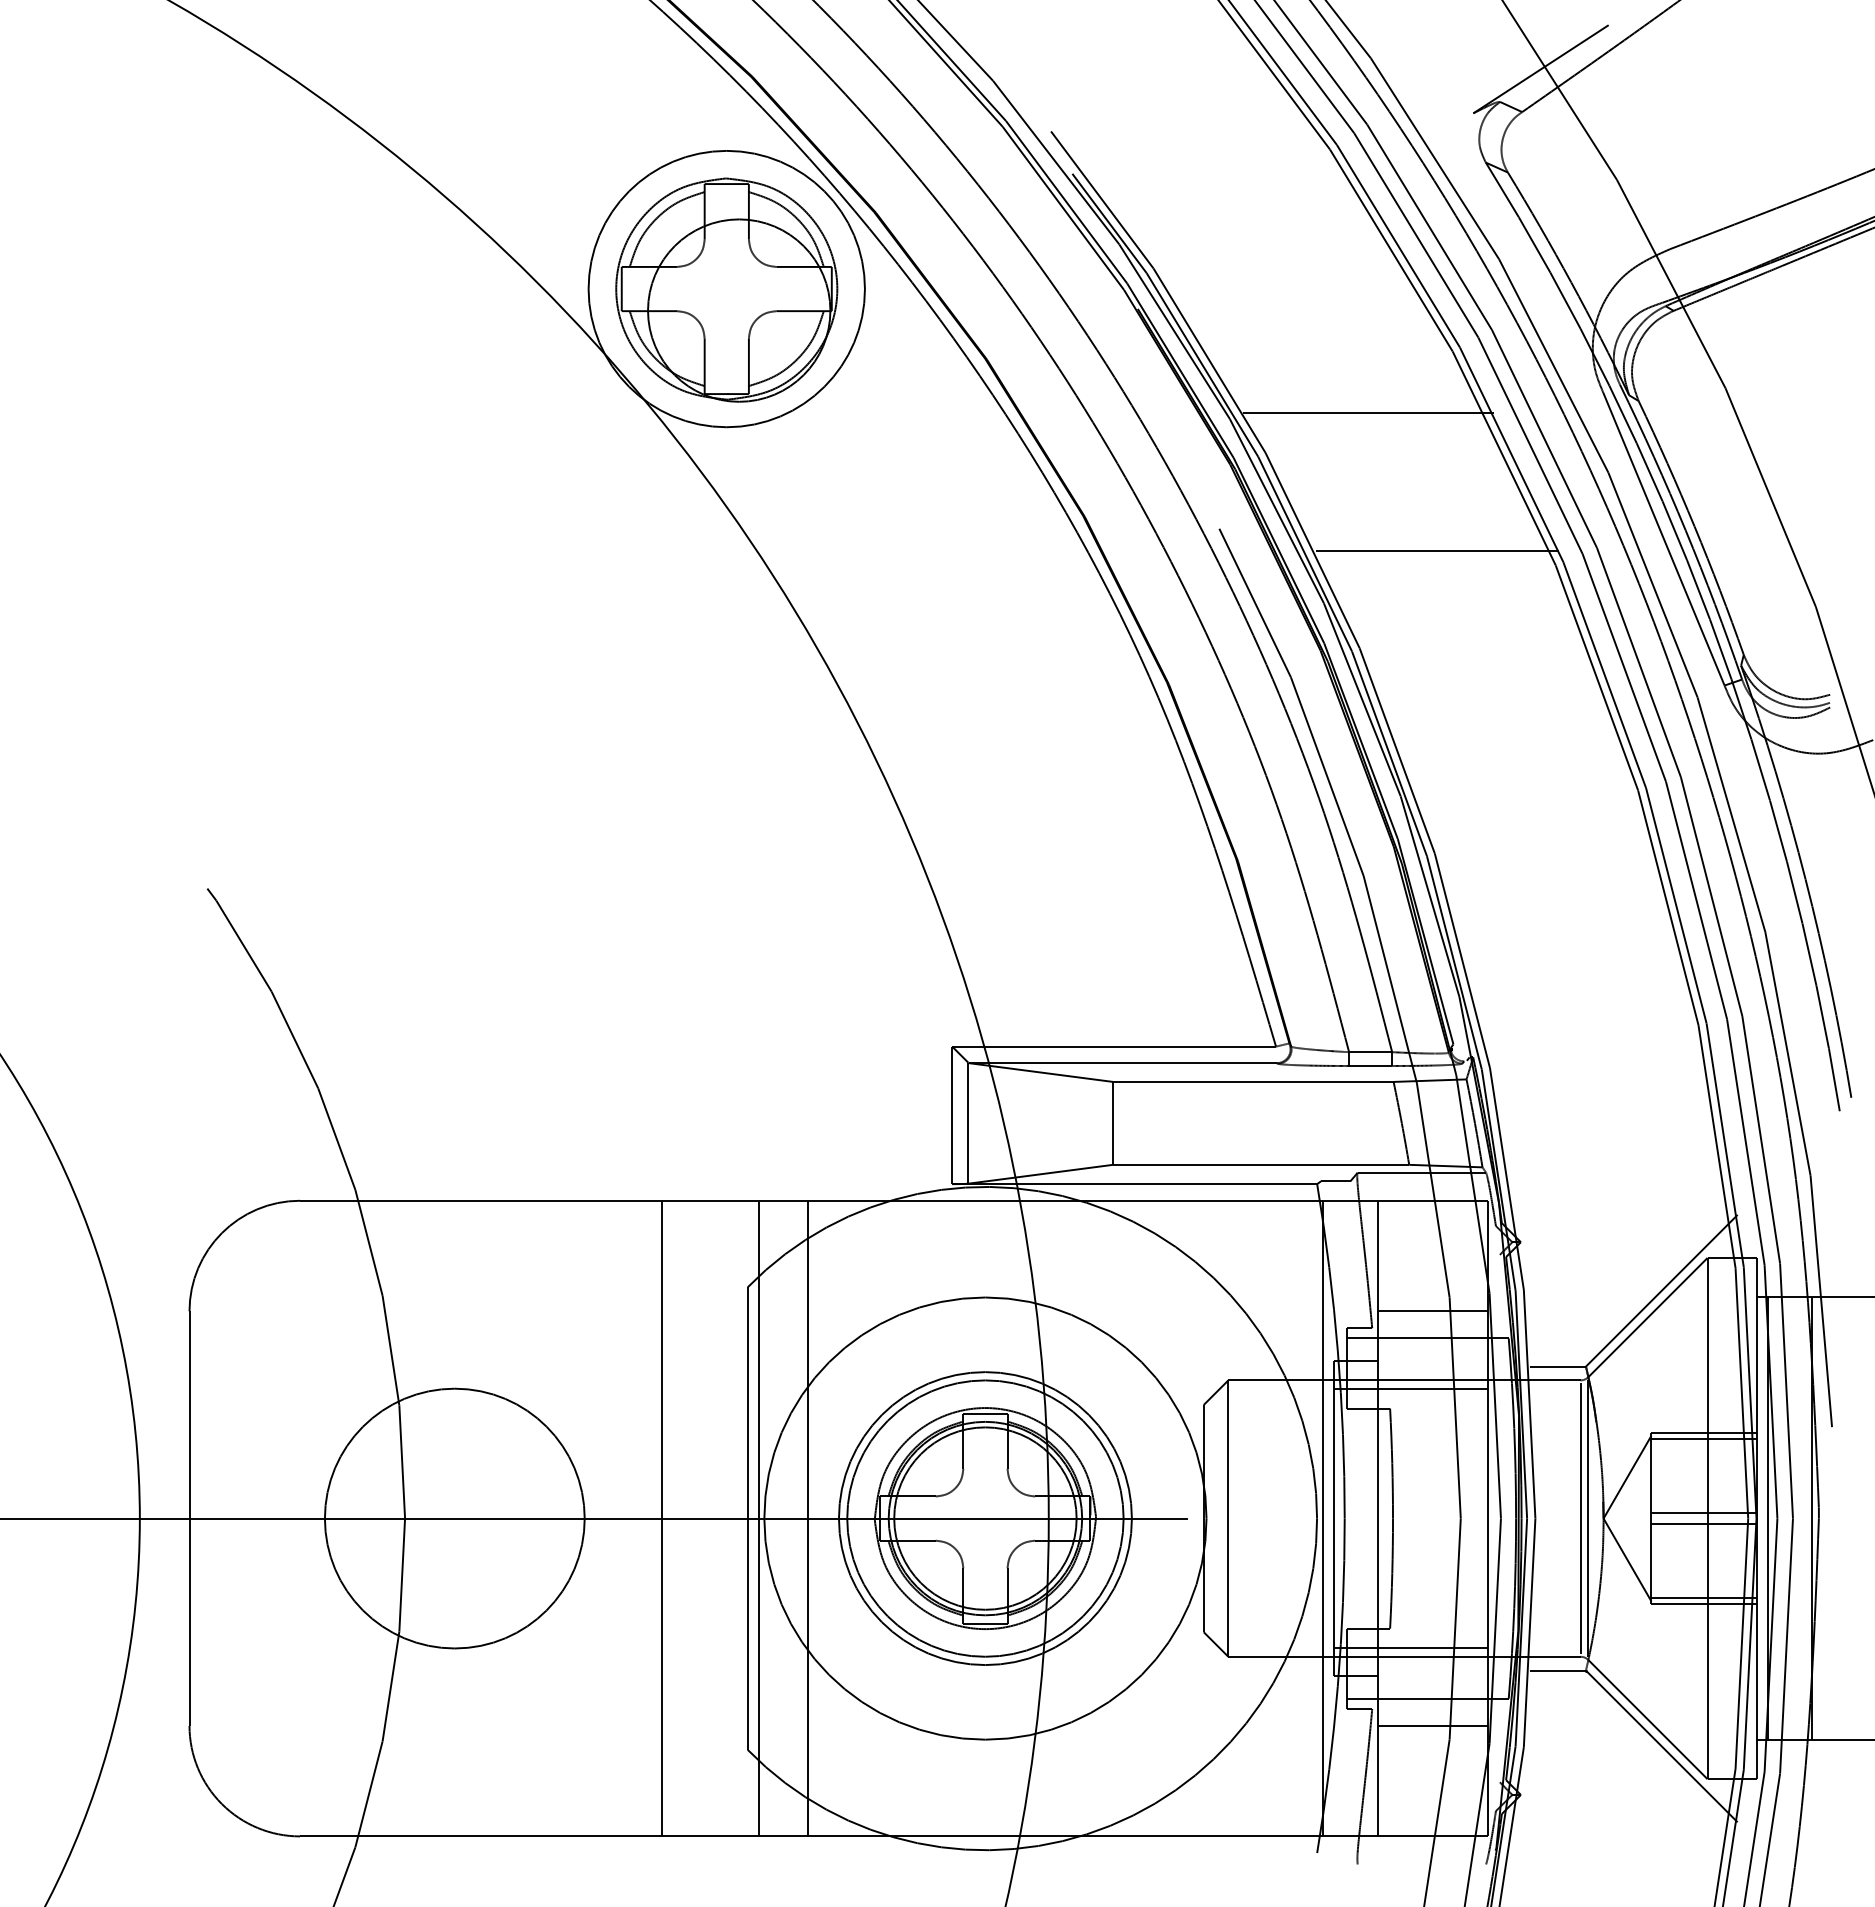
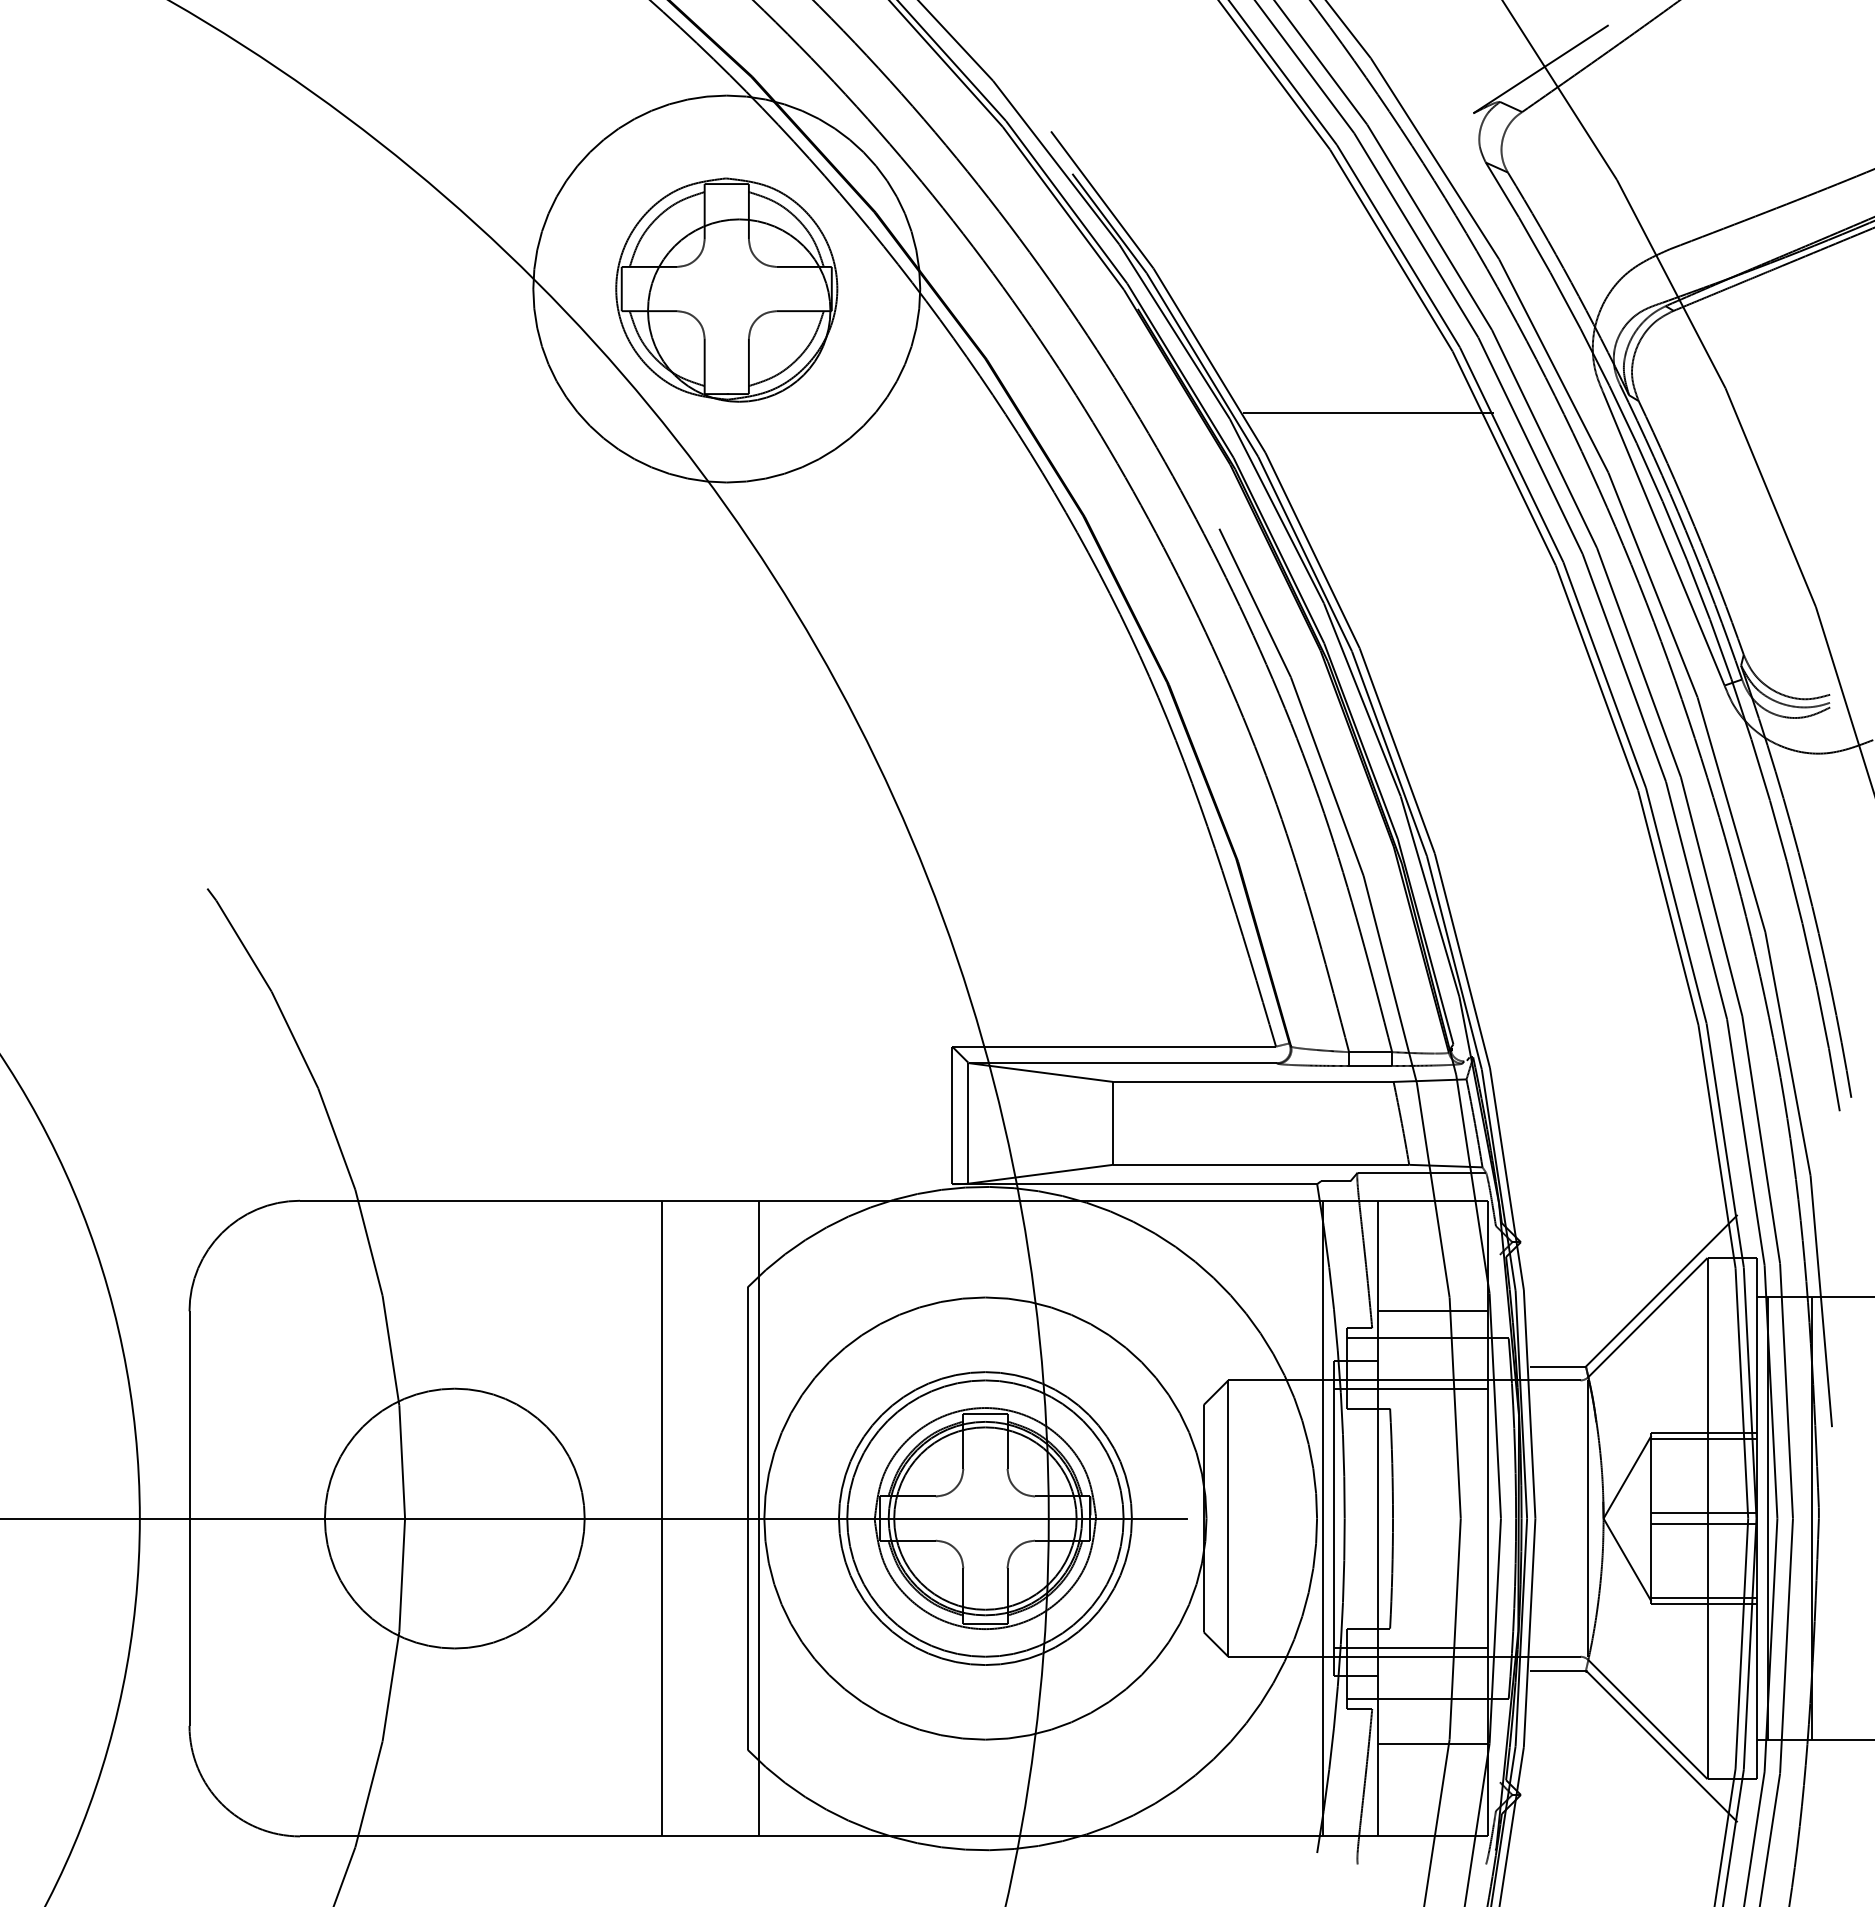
circle diameter: 276 px -> 387 px (726, 288)
line: present -> none (1437, 551)
line: present -> none (808, 1518)
line: present -> none (1580, 1518)
line position: (1432, 1725) -> (1432, 1743) (1432, 1743)
